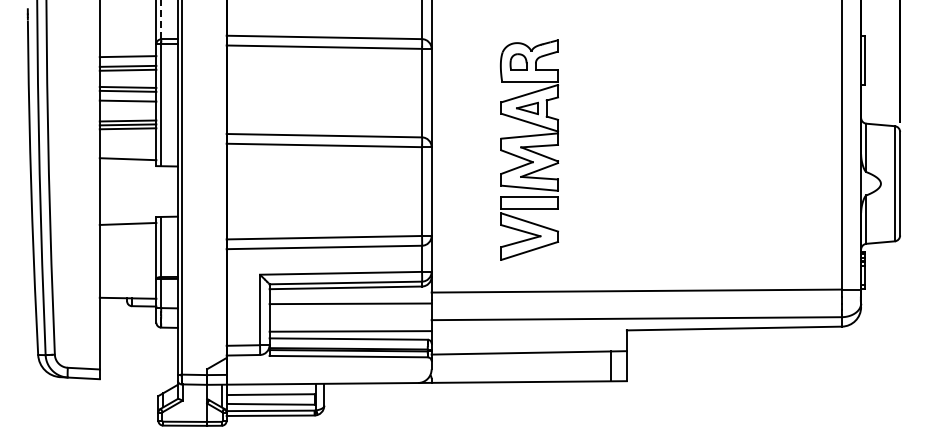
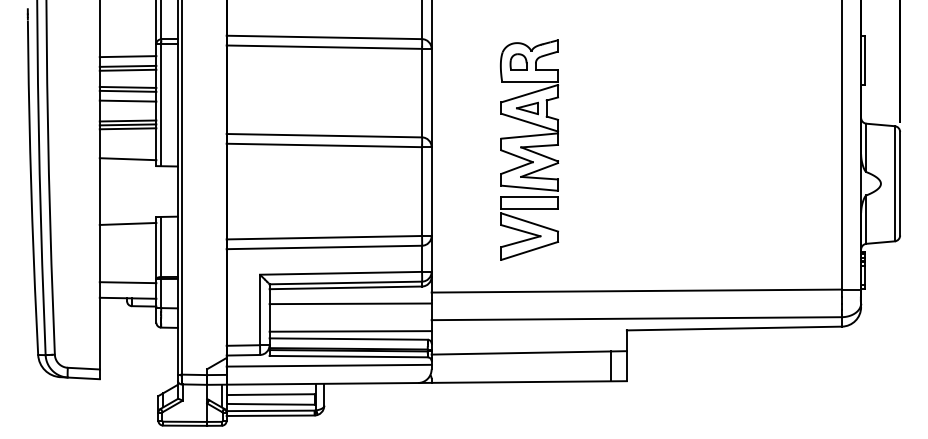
line: dashed -> solid (161, 19)
line: none -> present (127, 282)
line: none -> present (328, 365)
